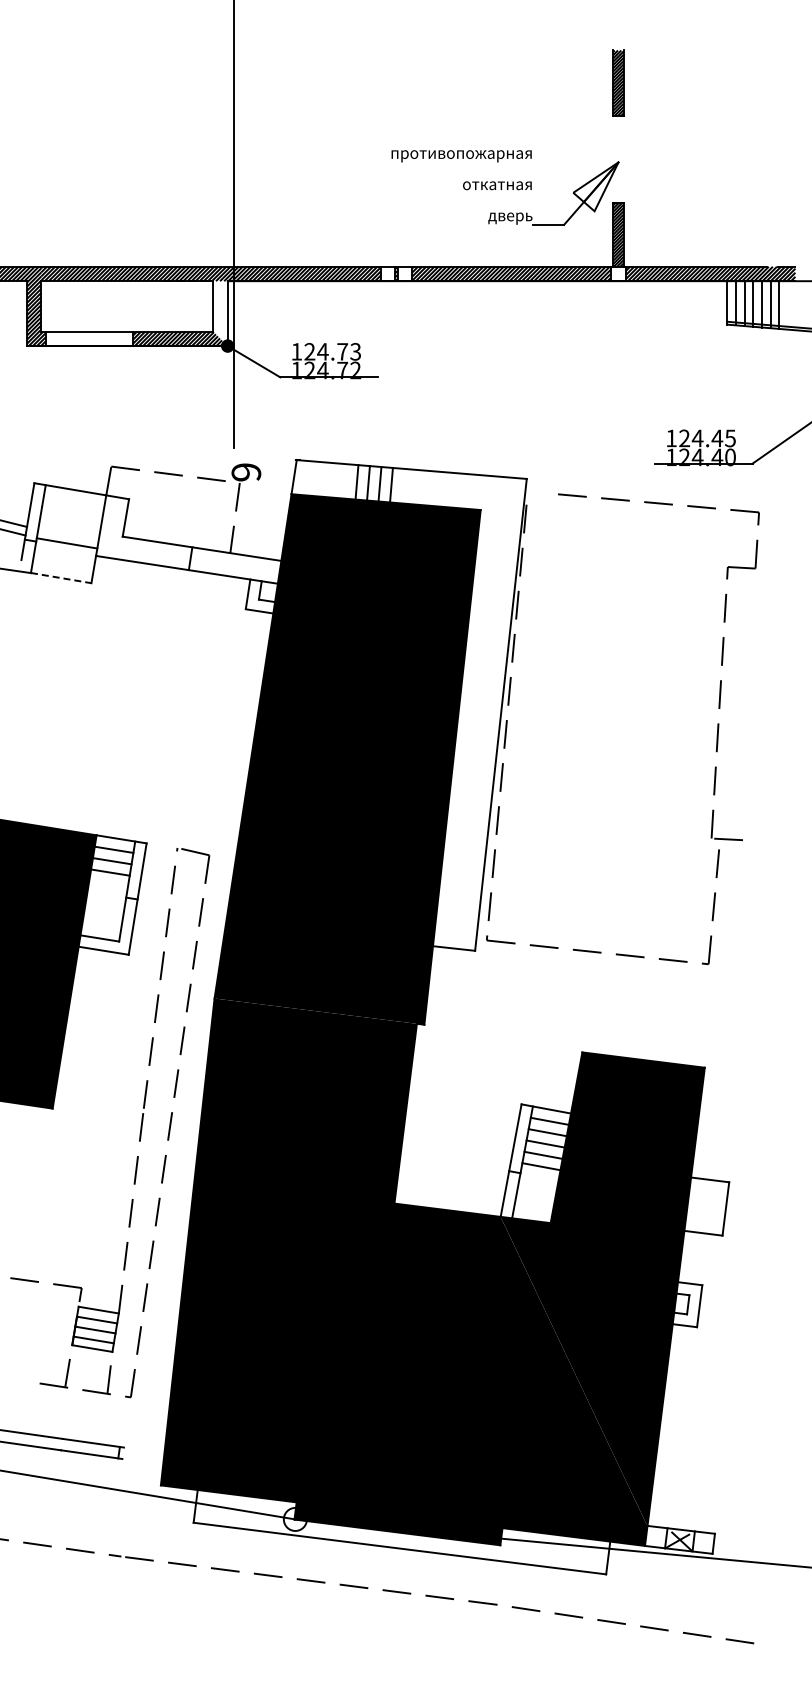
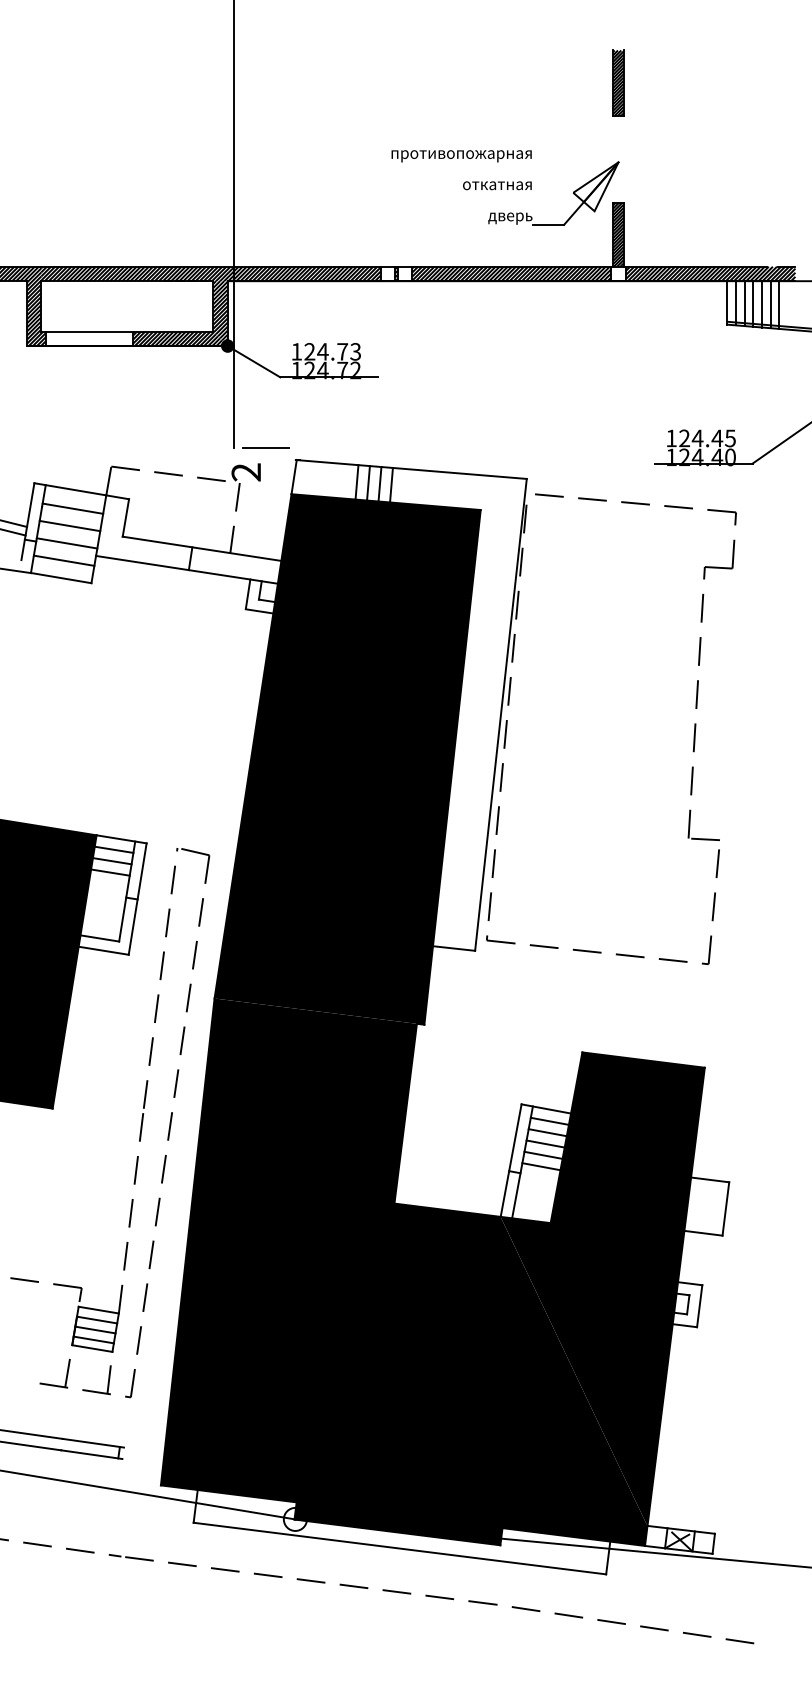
hatch: none -> present (220, 312)
line: none -> present (265, 447)
text: 9 -> 2 (246, 472)
line: none -> present (72, 508)
line: none -> present (69, 525)
line: none -> present (63, 560)
line: dashed -> solid (61, 578)
part position: (721, 665) -> (698, 665) (698, 665)
